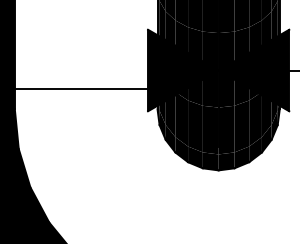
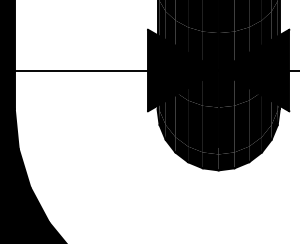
line position: (75, 88) -> (75, 70) (75, 70)
